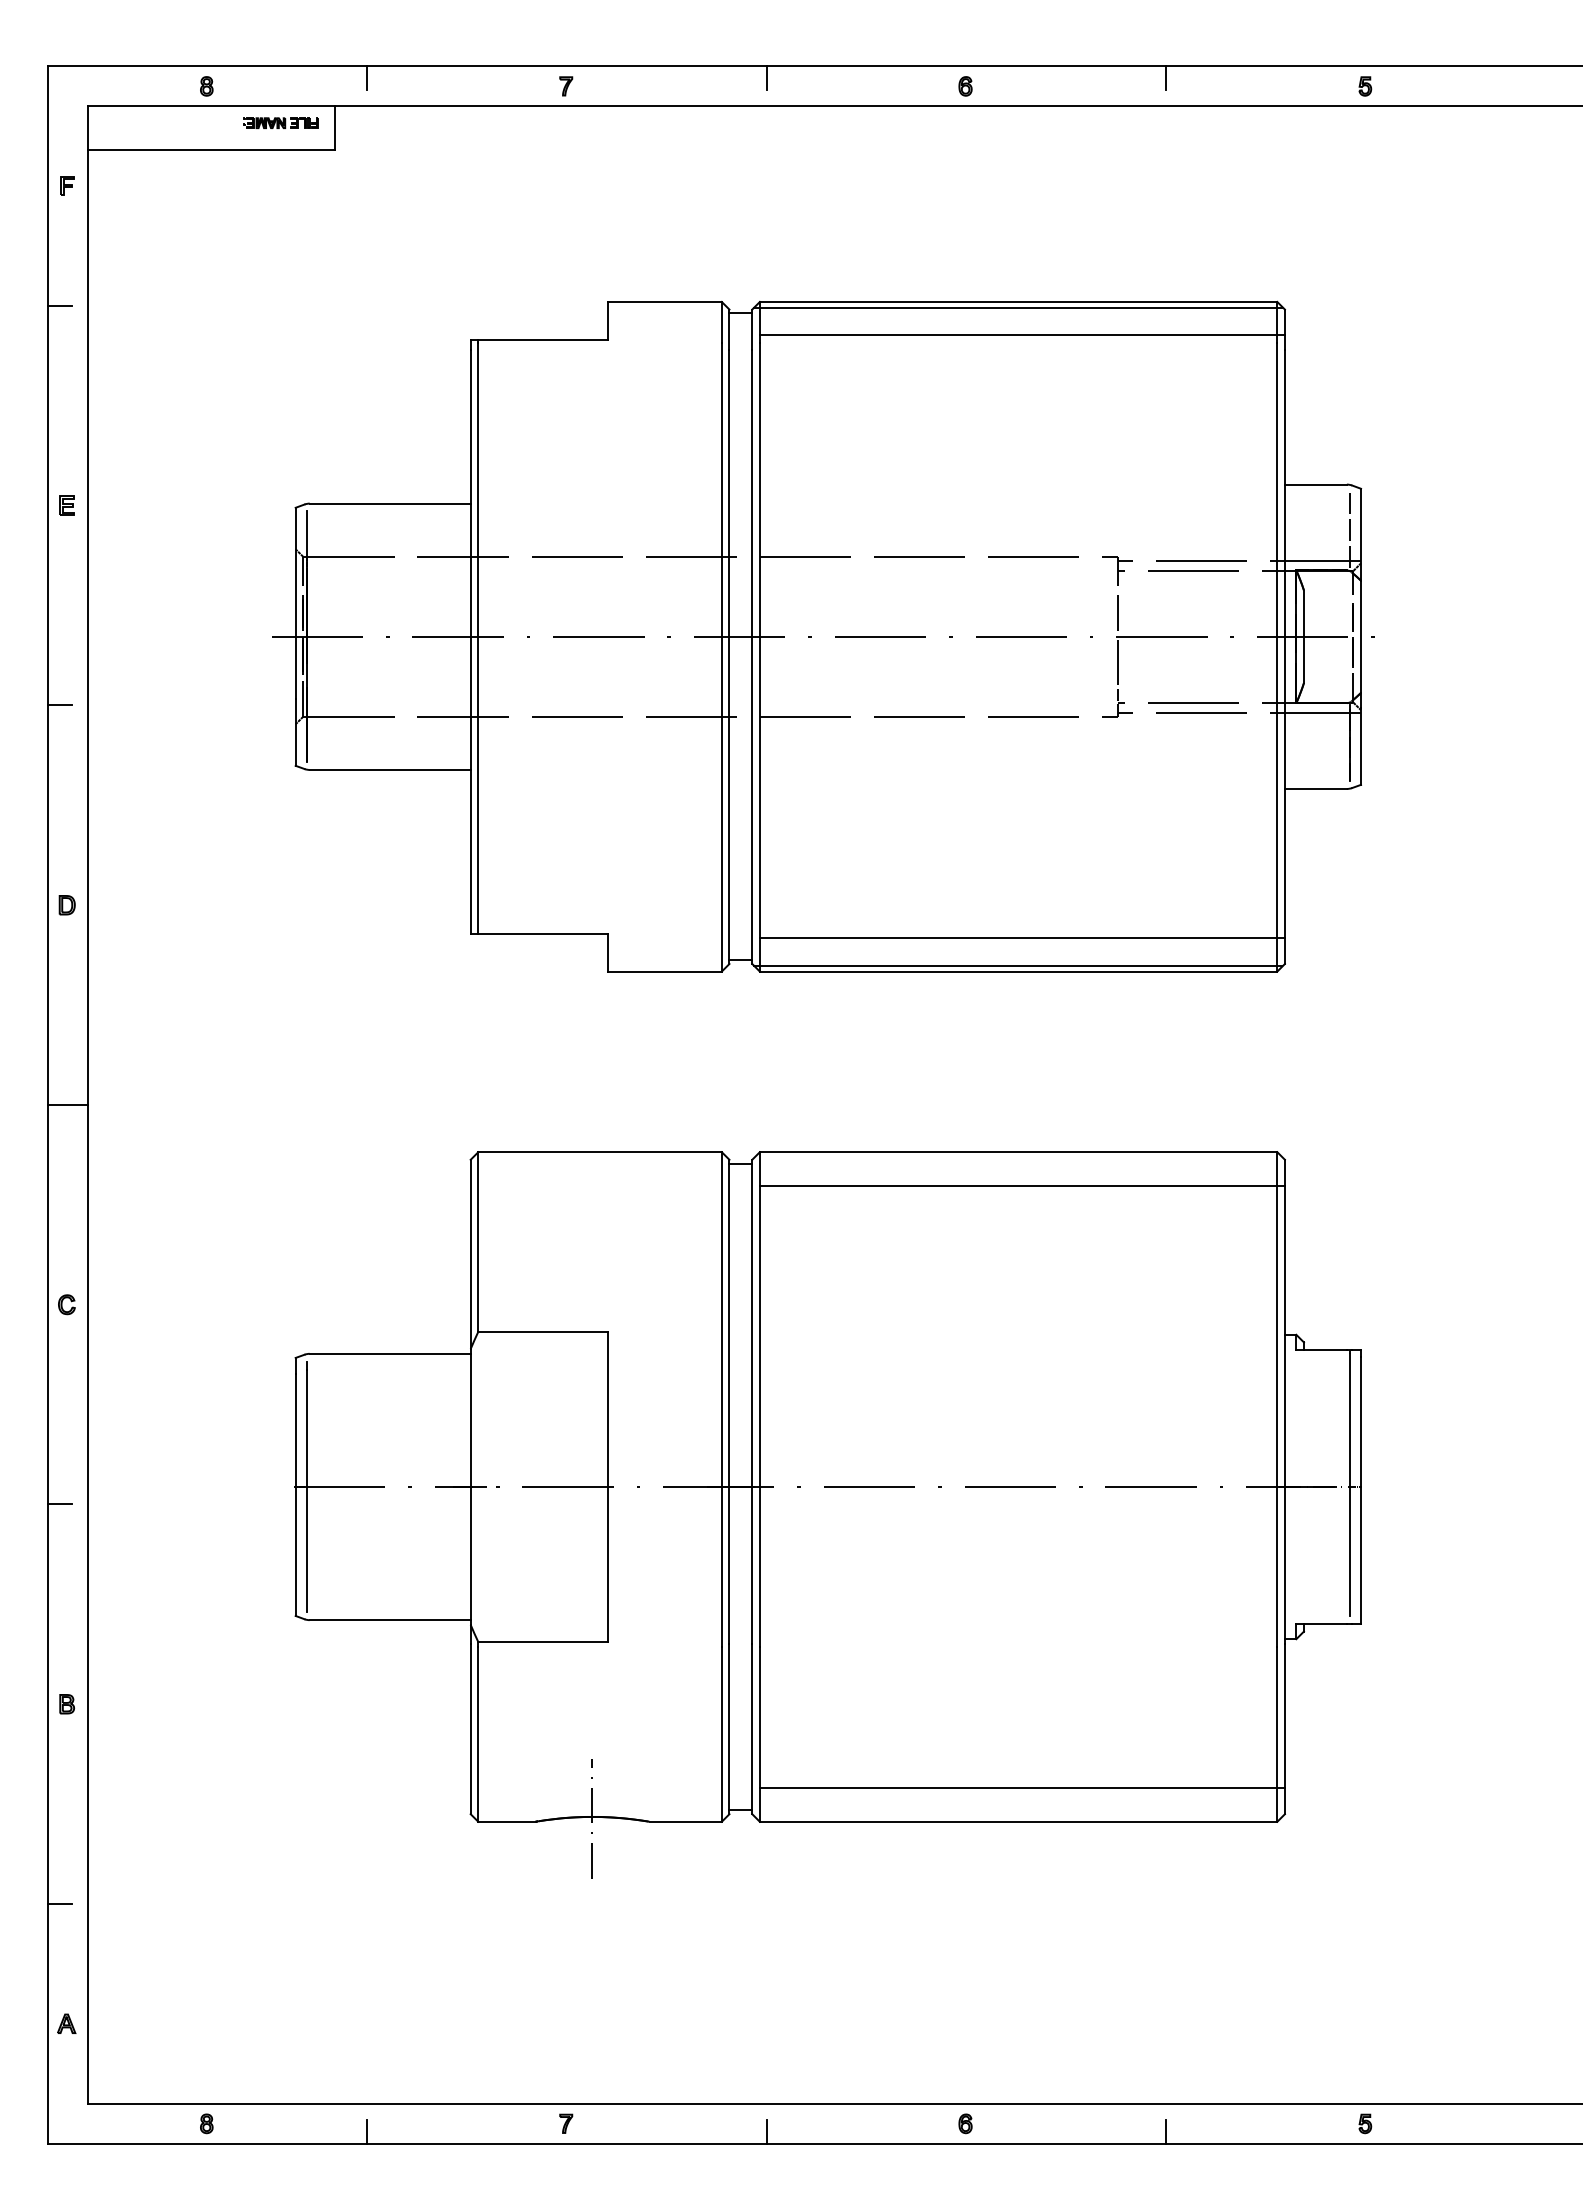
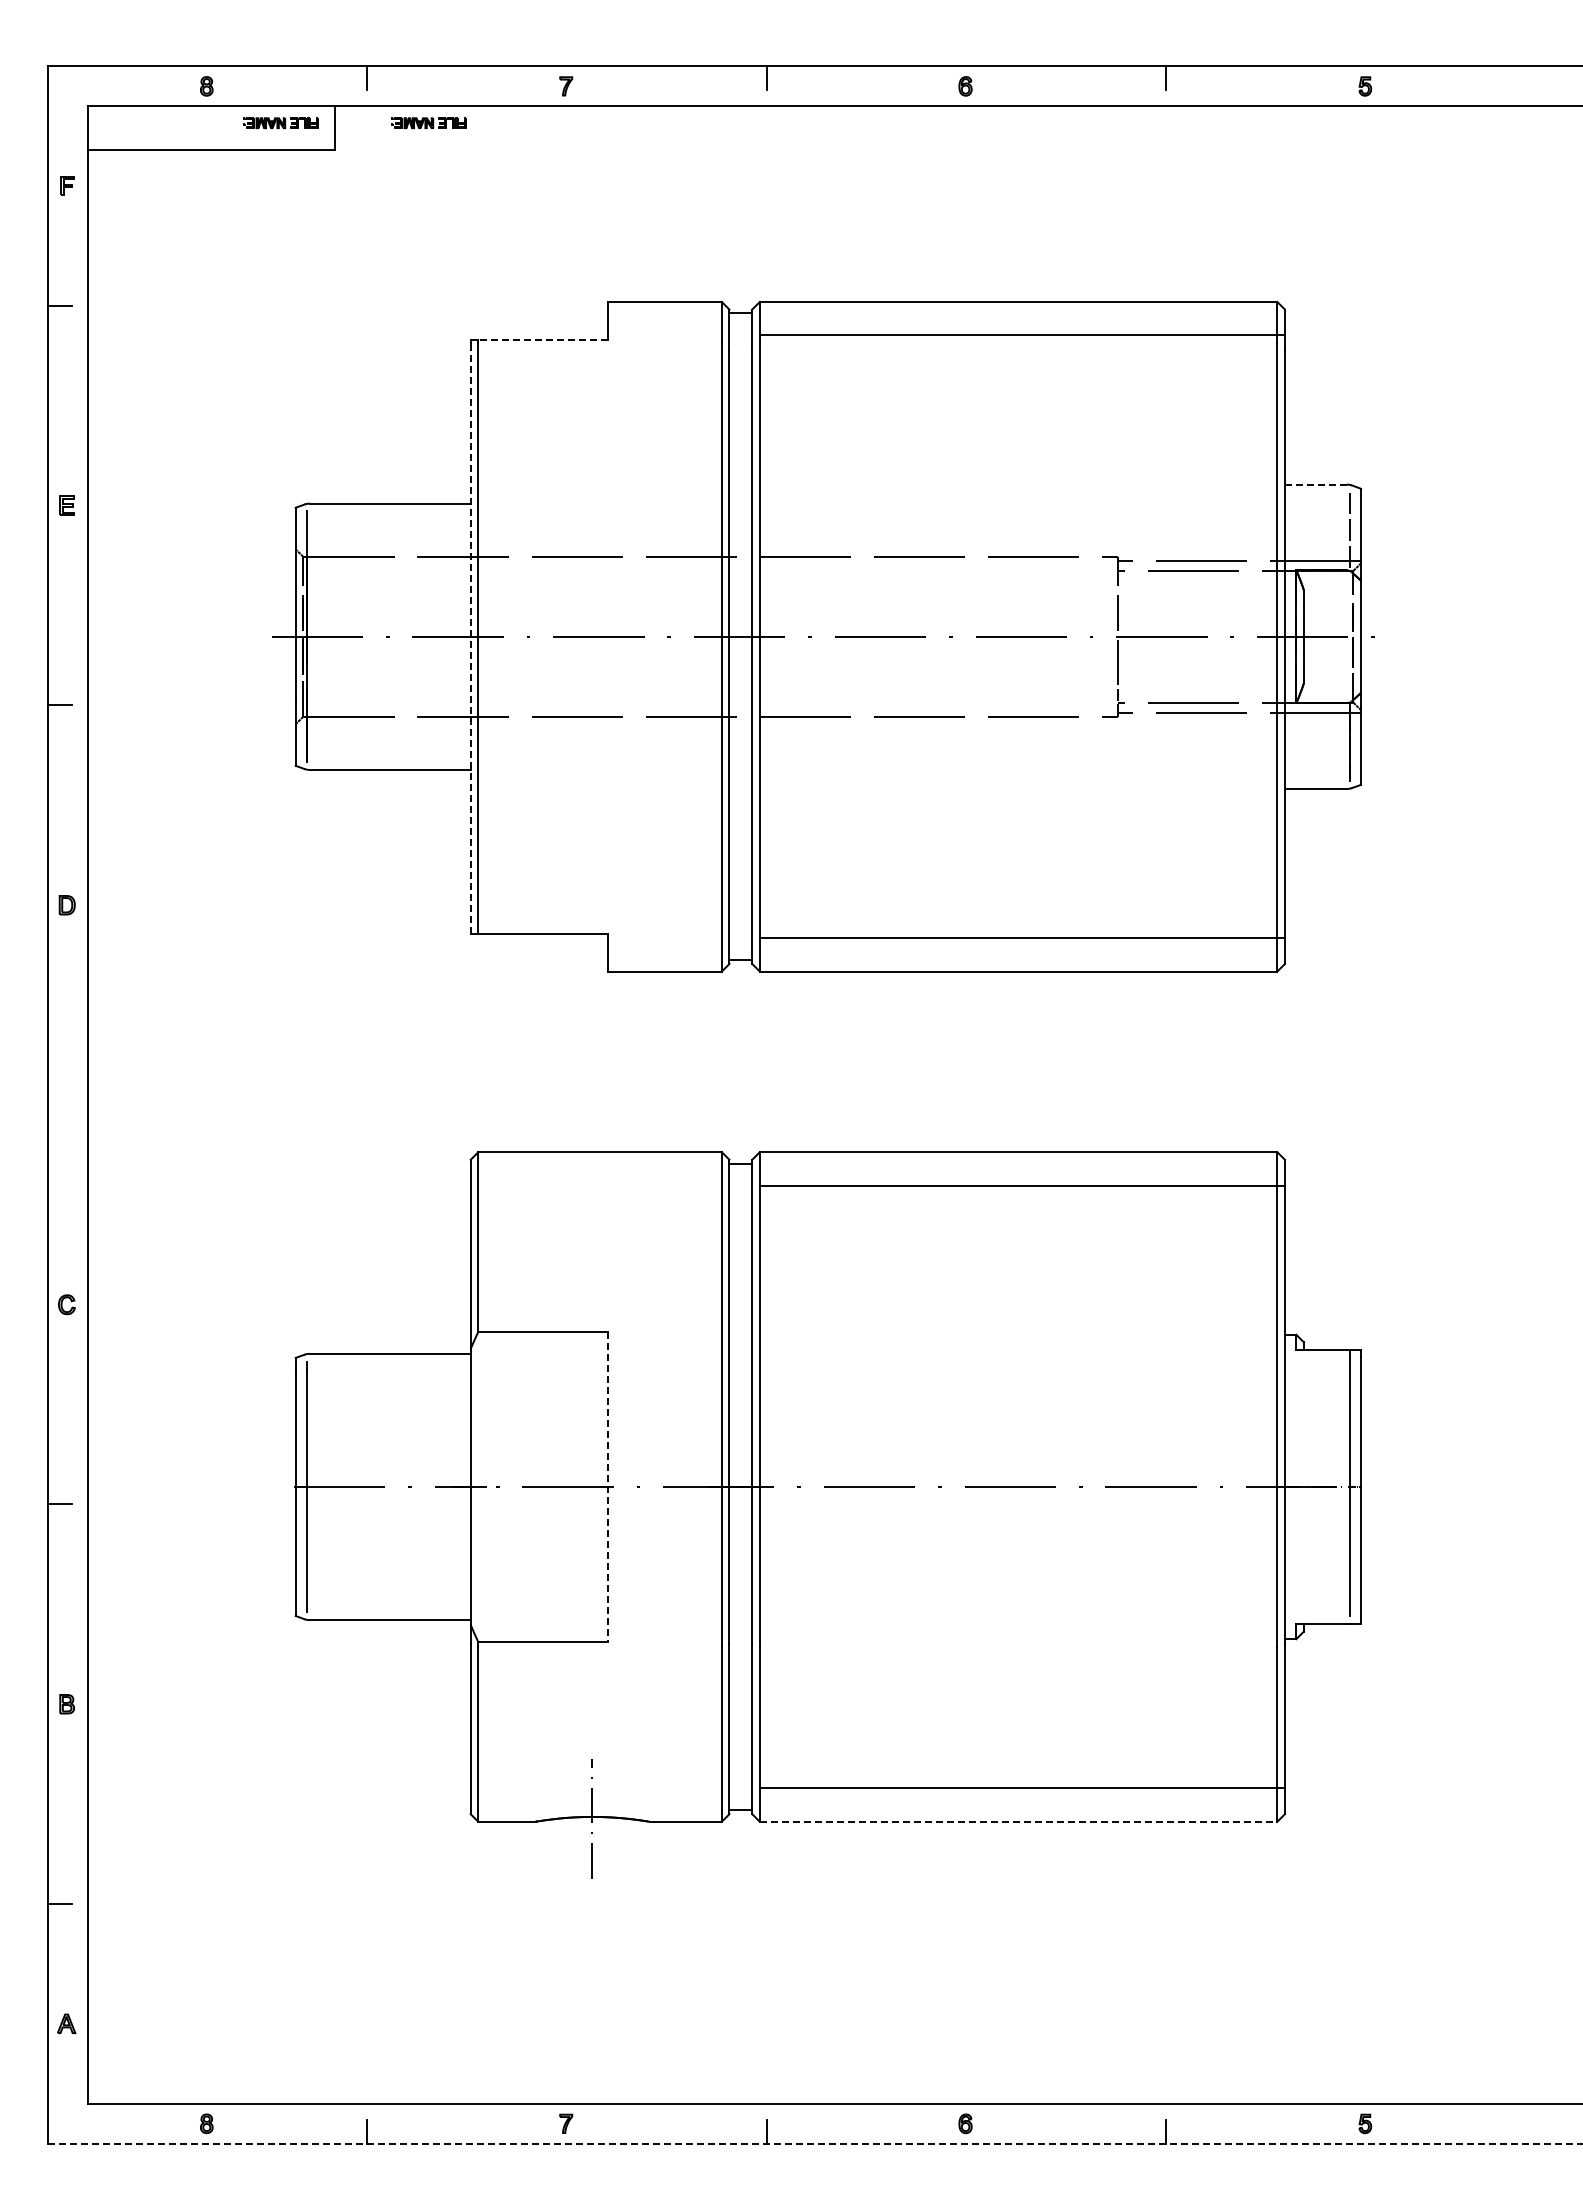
part: none -> present (428, 122)
line: present -> none (1018, 307)
line: solid -> dashed (543, 340)
line: solid -> dashed (1315, 484)
line: solid -> dashed (470, 641)
line: present -> none (1018, 965)
line: present -> none (67, 1105)
line: solid -> dashed (607, 1487)
line: solid -> dashed (1018, 1821)
line: solid -> dashed (815, 2143)
